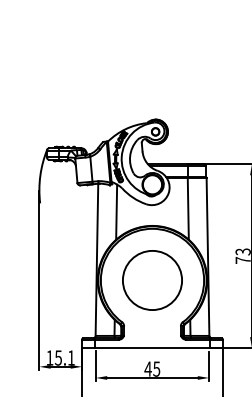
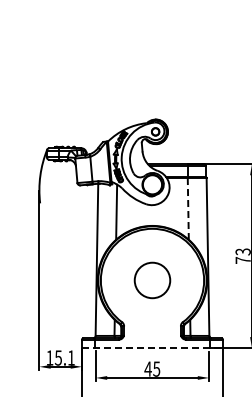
line: solid -> dashed (188, 208)
circle diameter: 59 px -> 35 px (152, 280)
line: solid -> dashed (153, 348)
